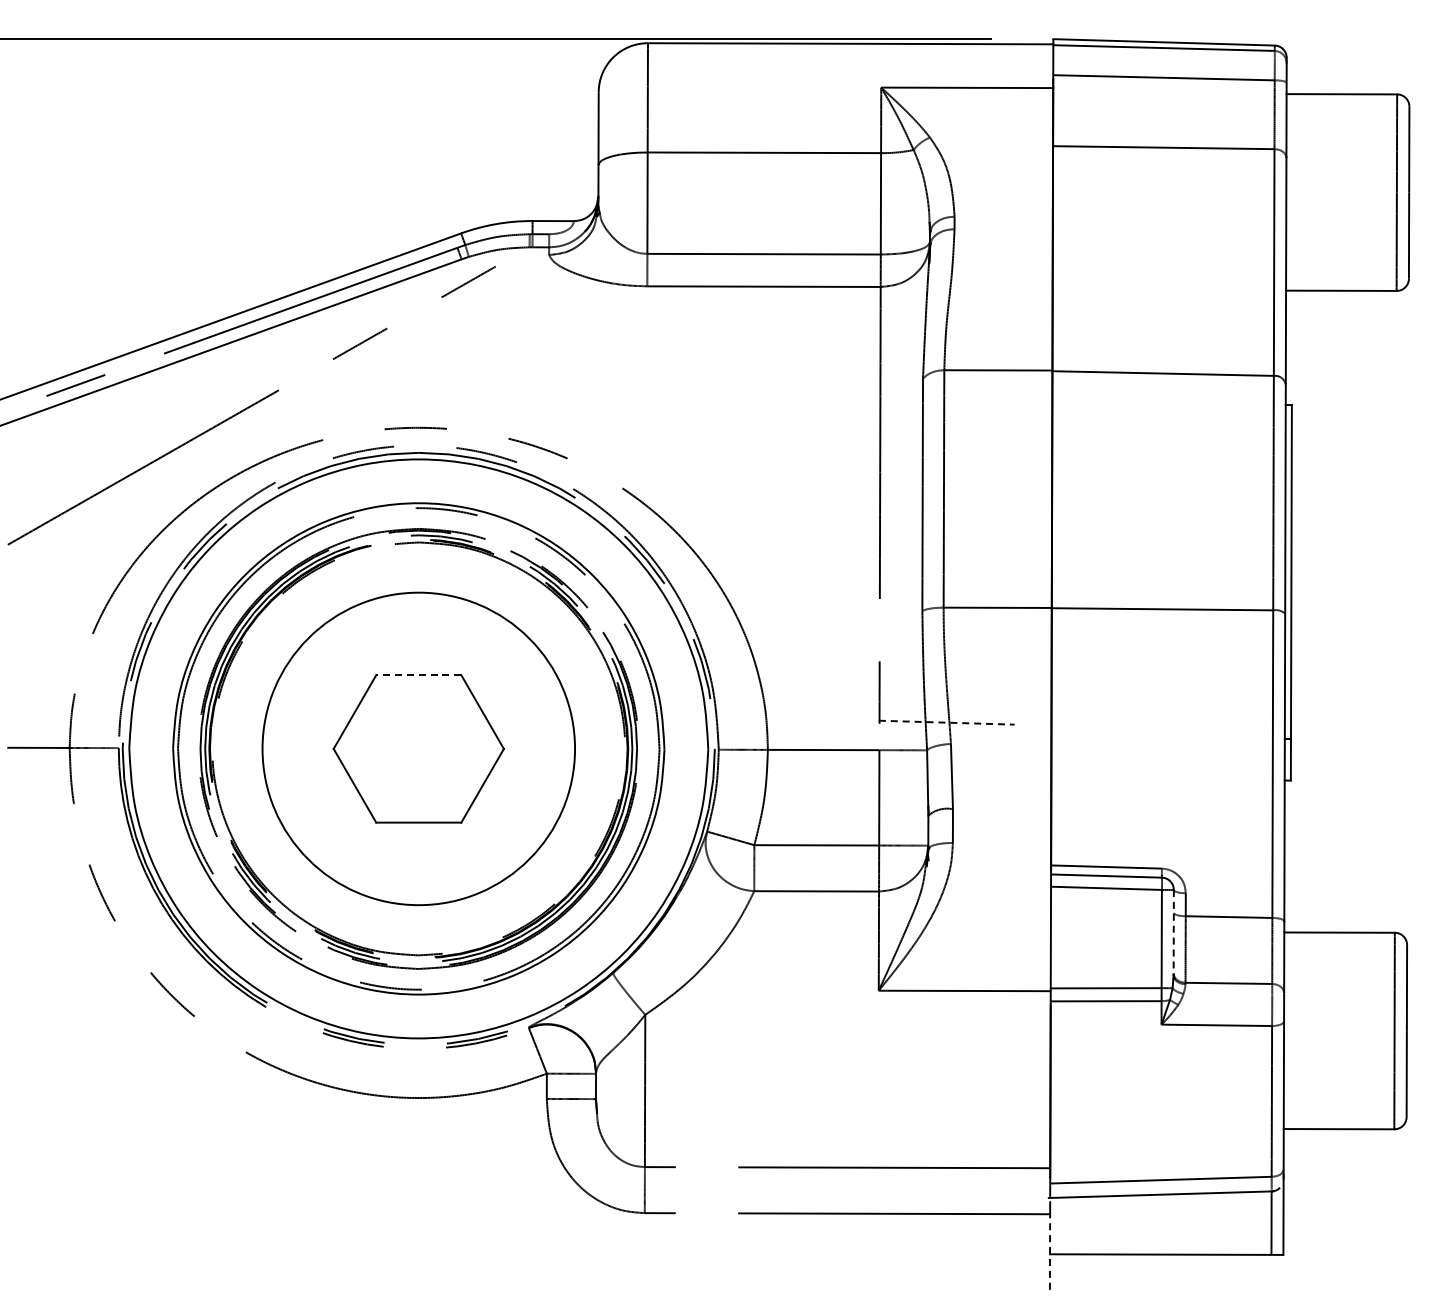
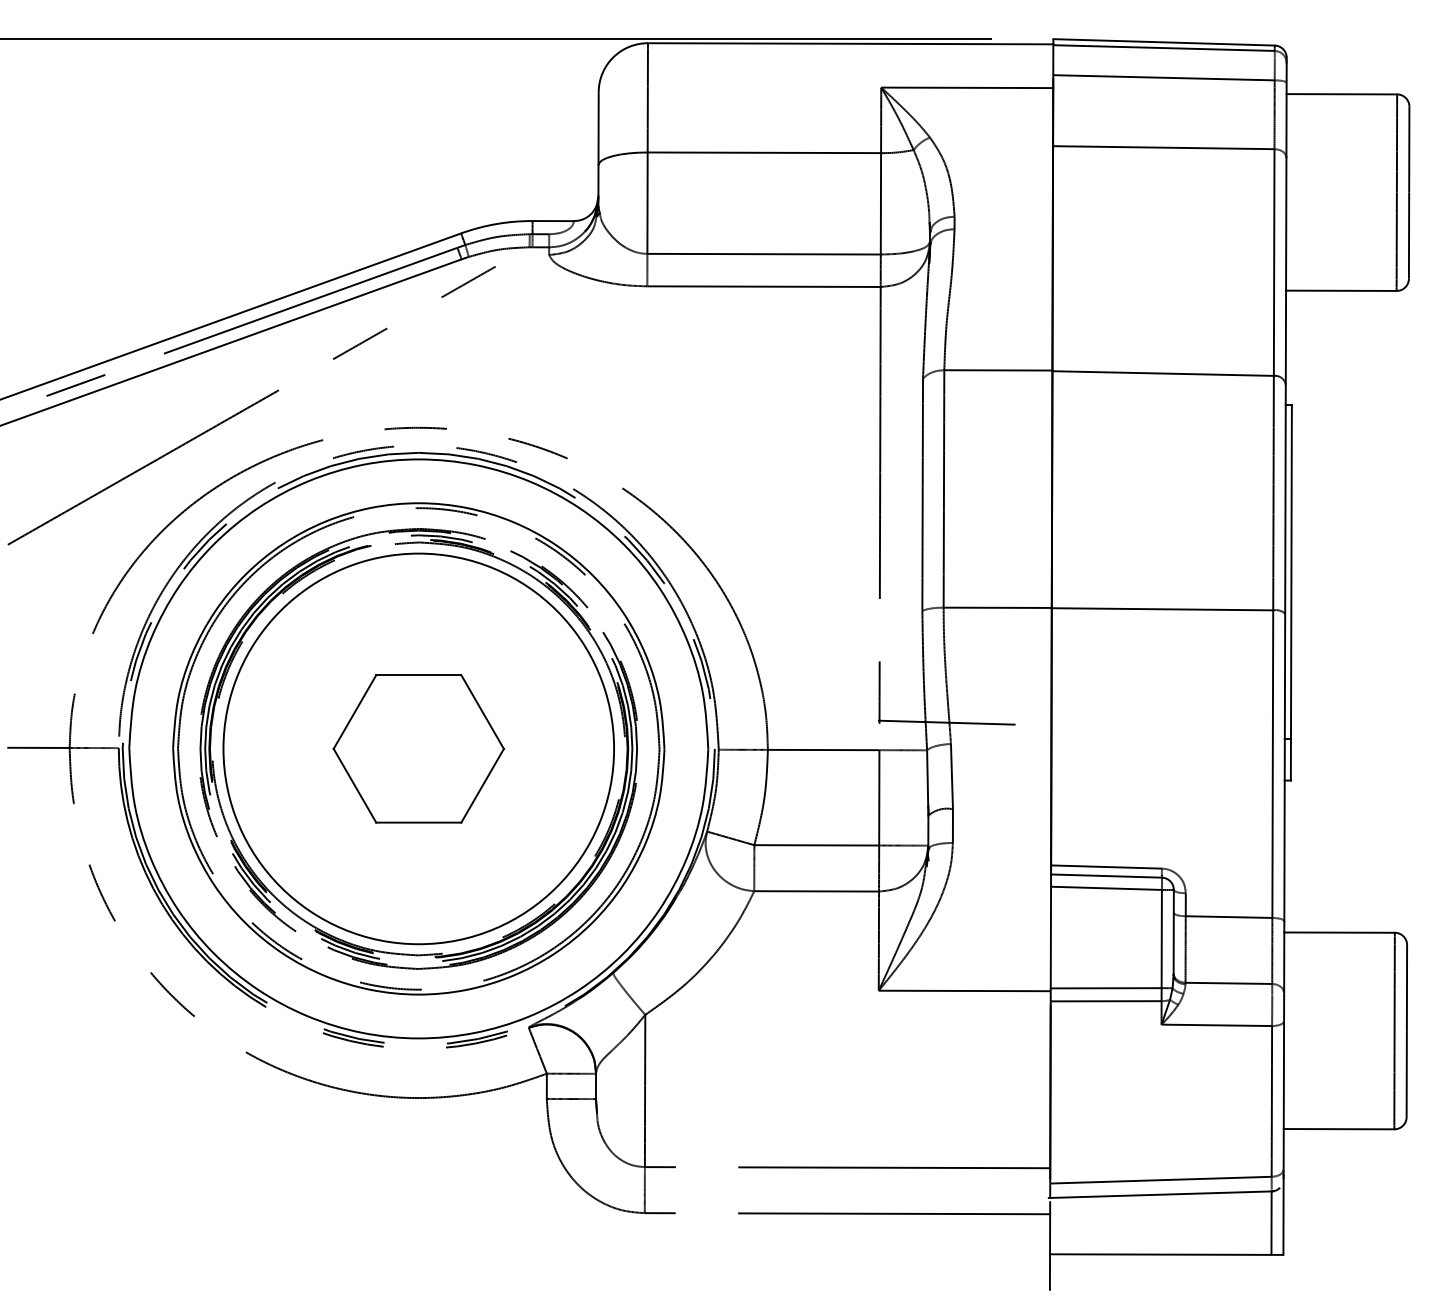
line: dashed -> solid (418, 675)
line: dashed -> solid (946, 722)
circle diameter: 312 px -> 391 px (418, 748)
line: dashed -> solid (1173, 932)
line: dashed -> solid (1050, 1252)
